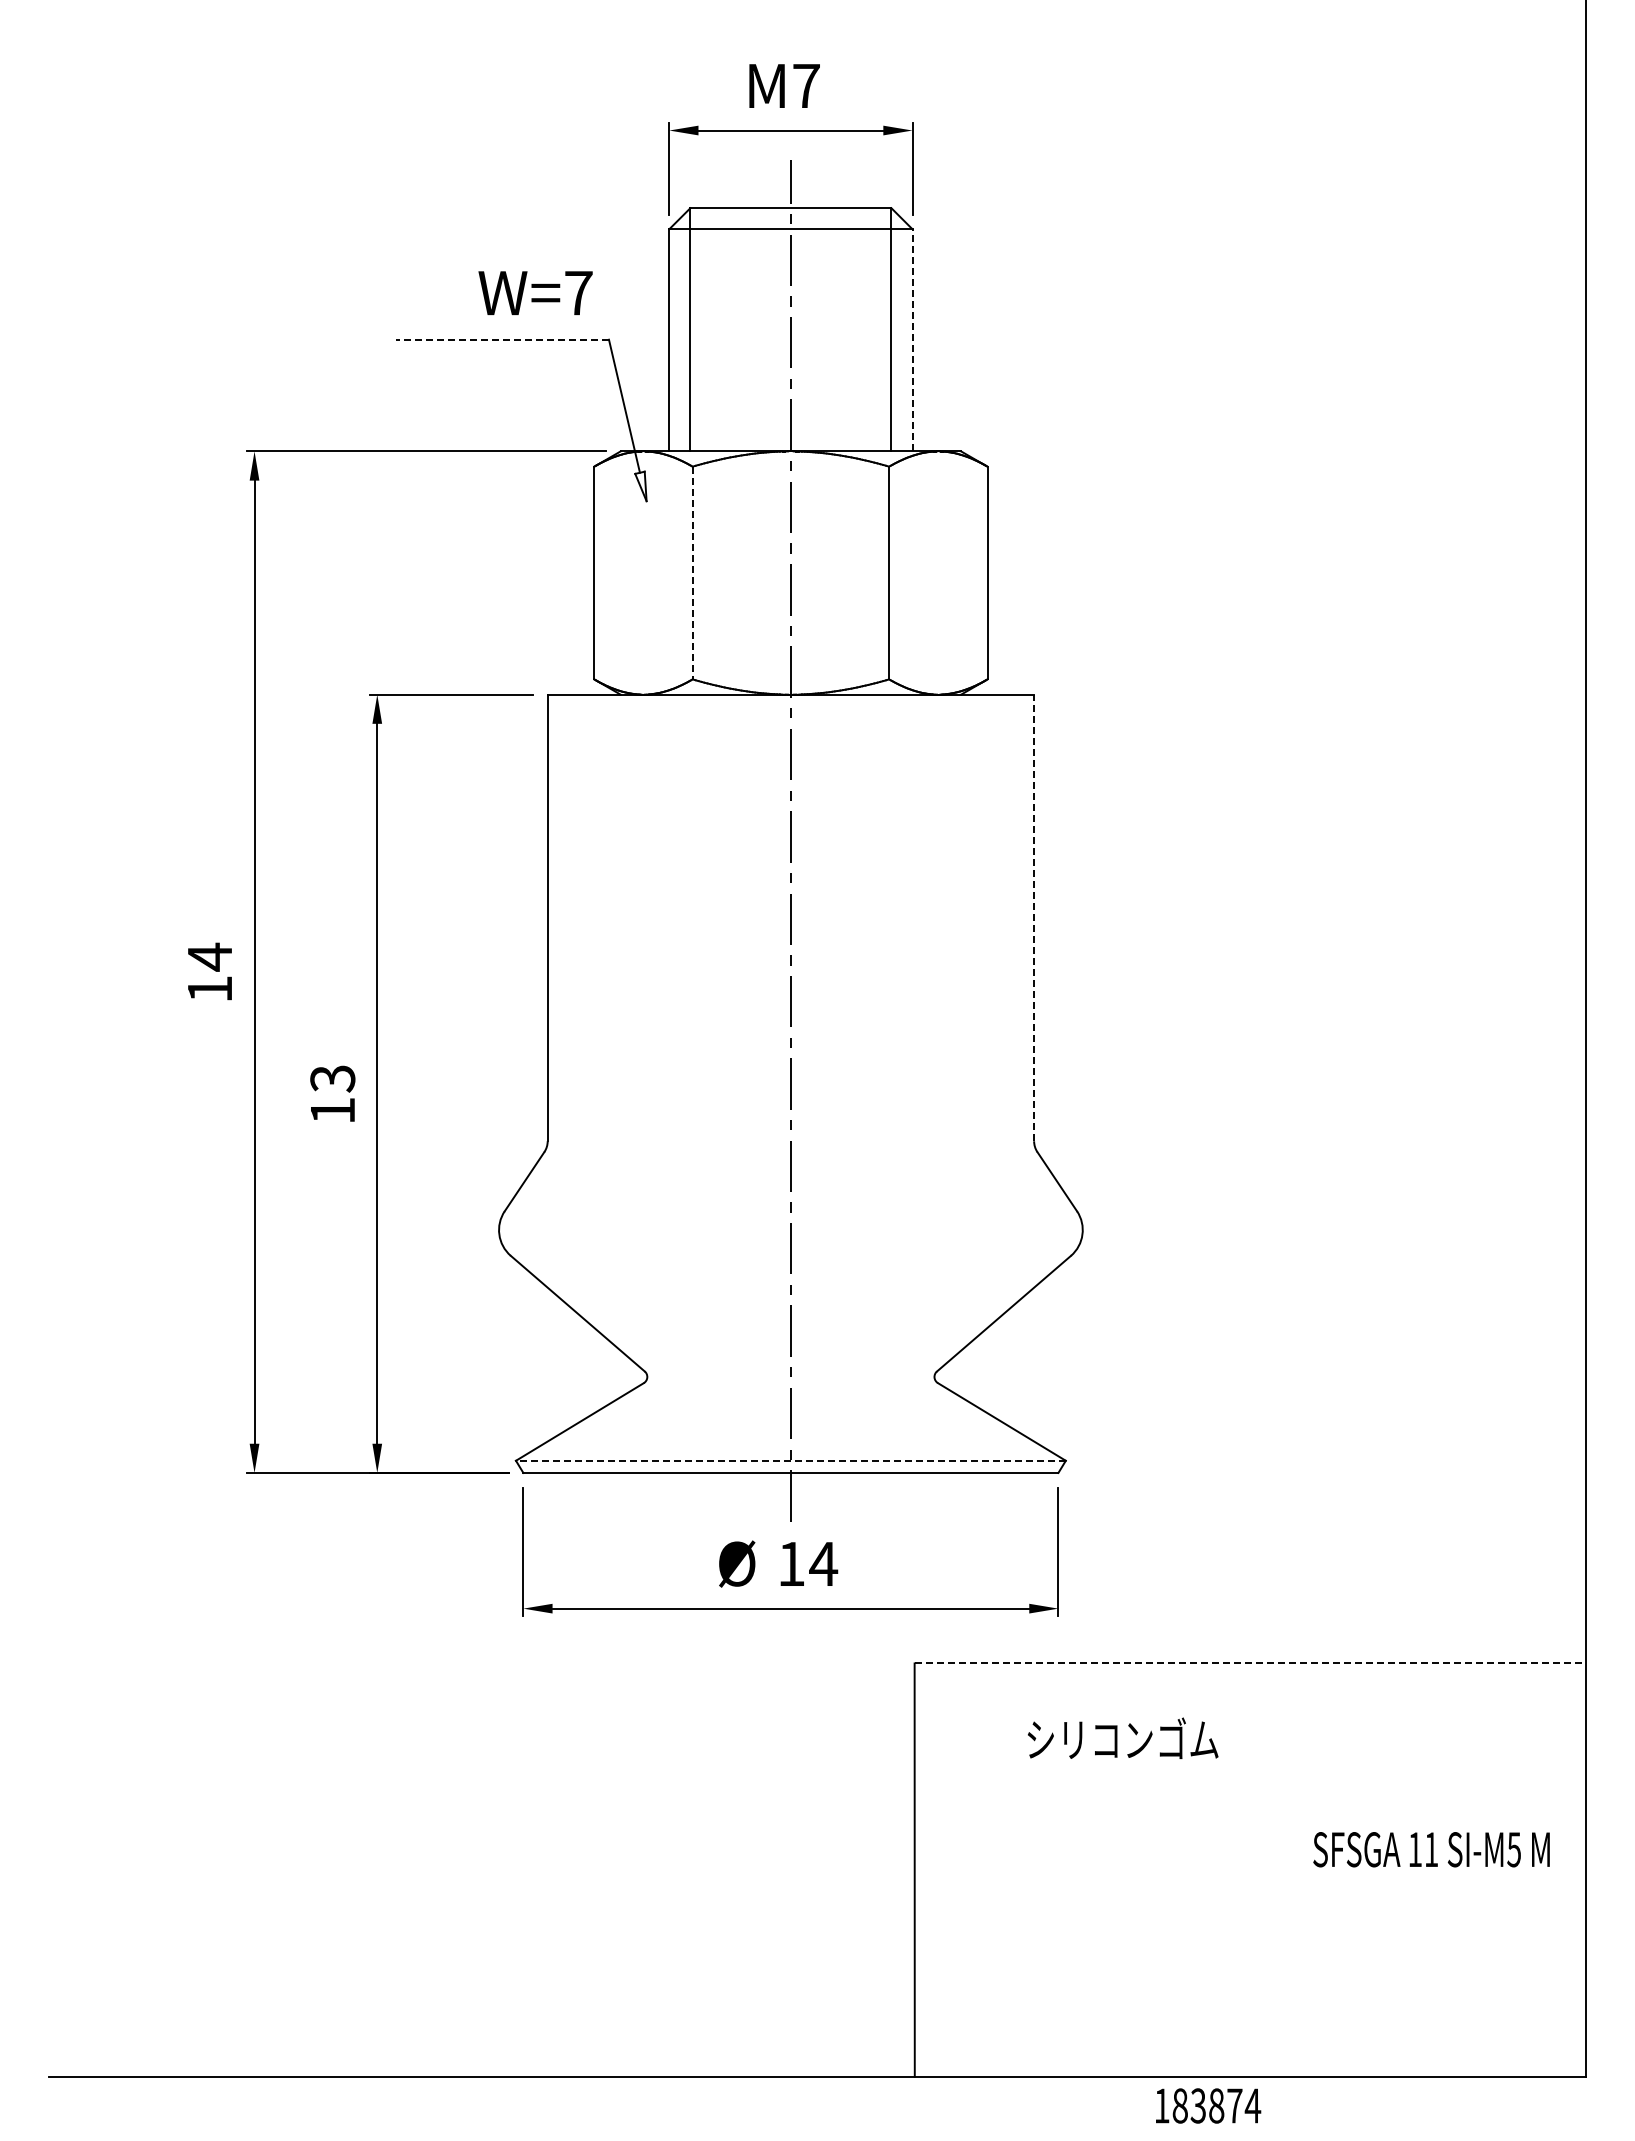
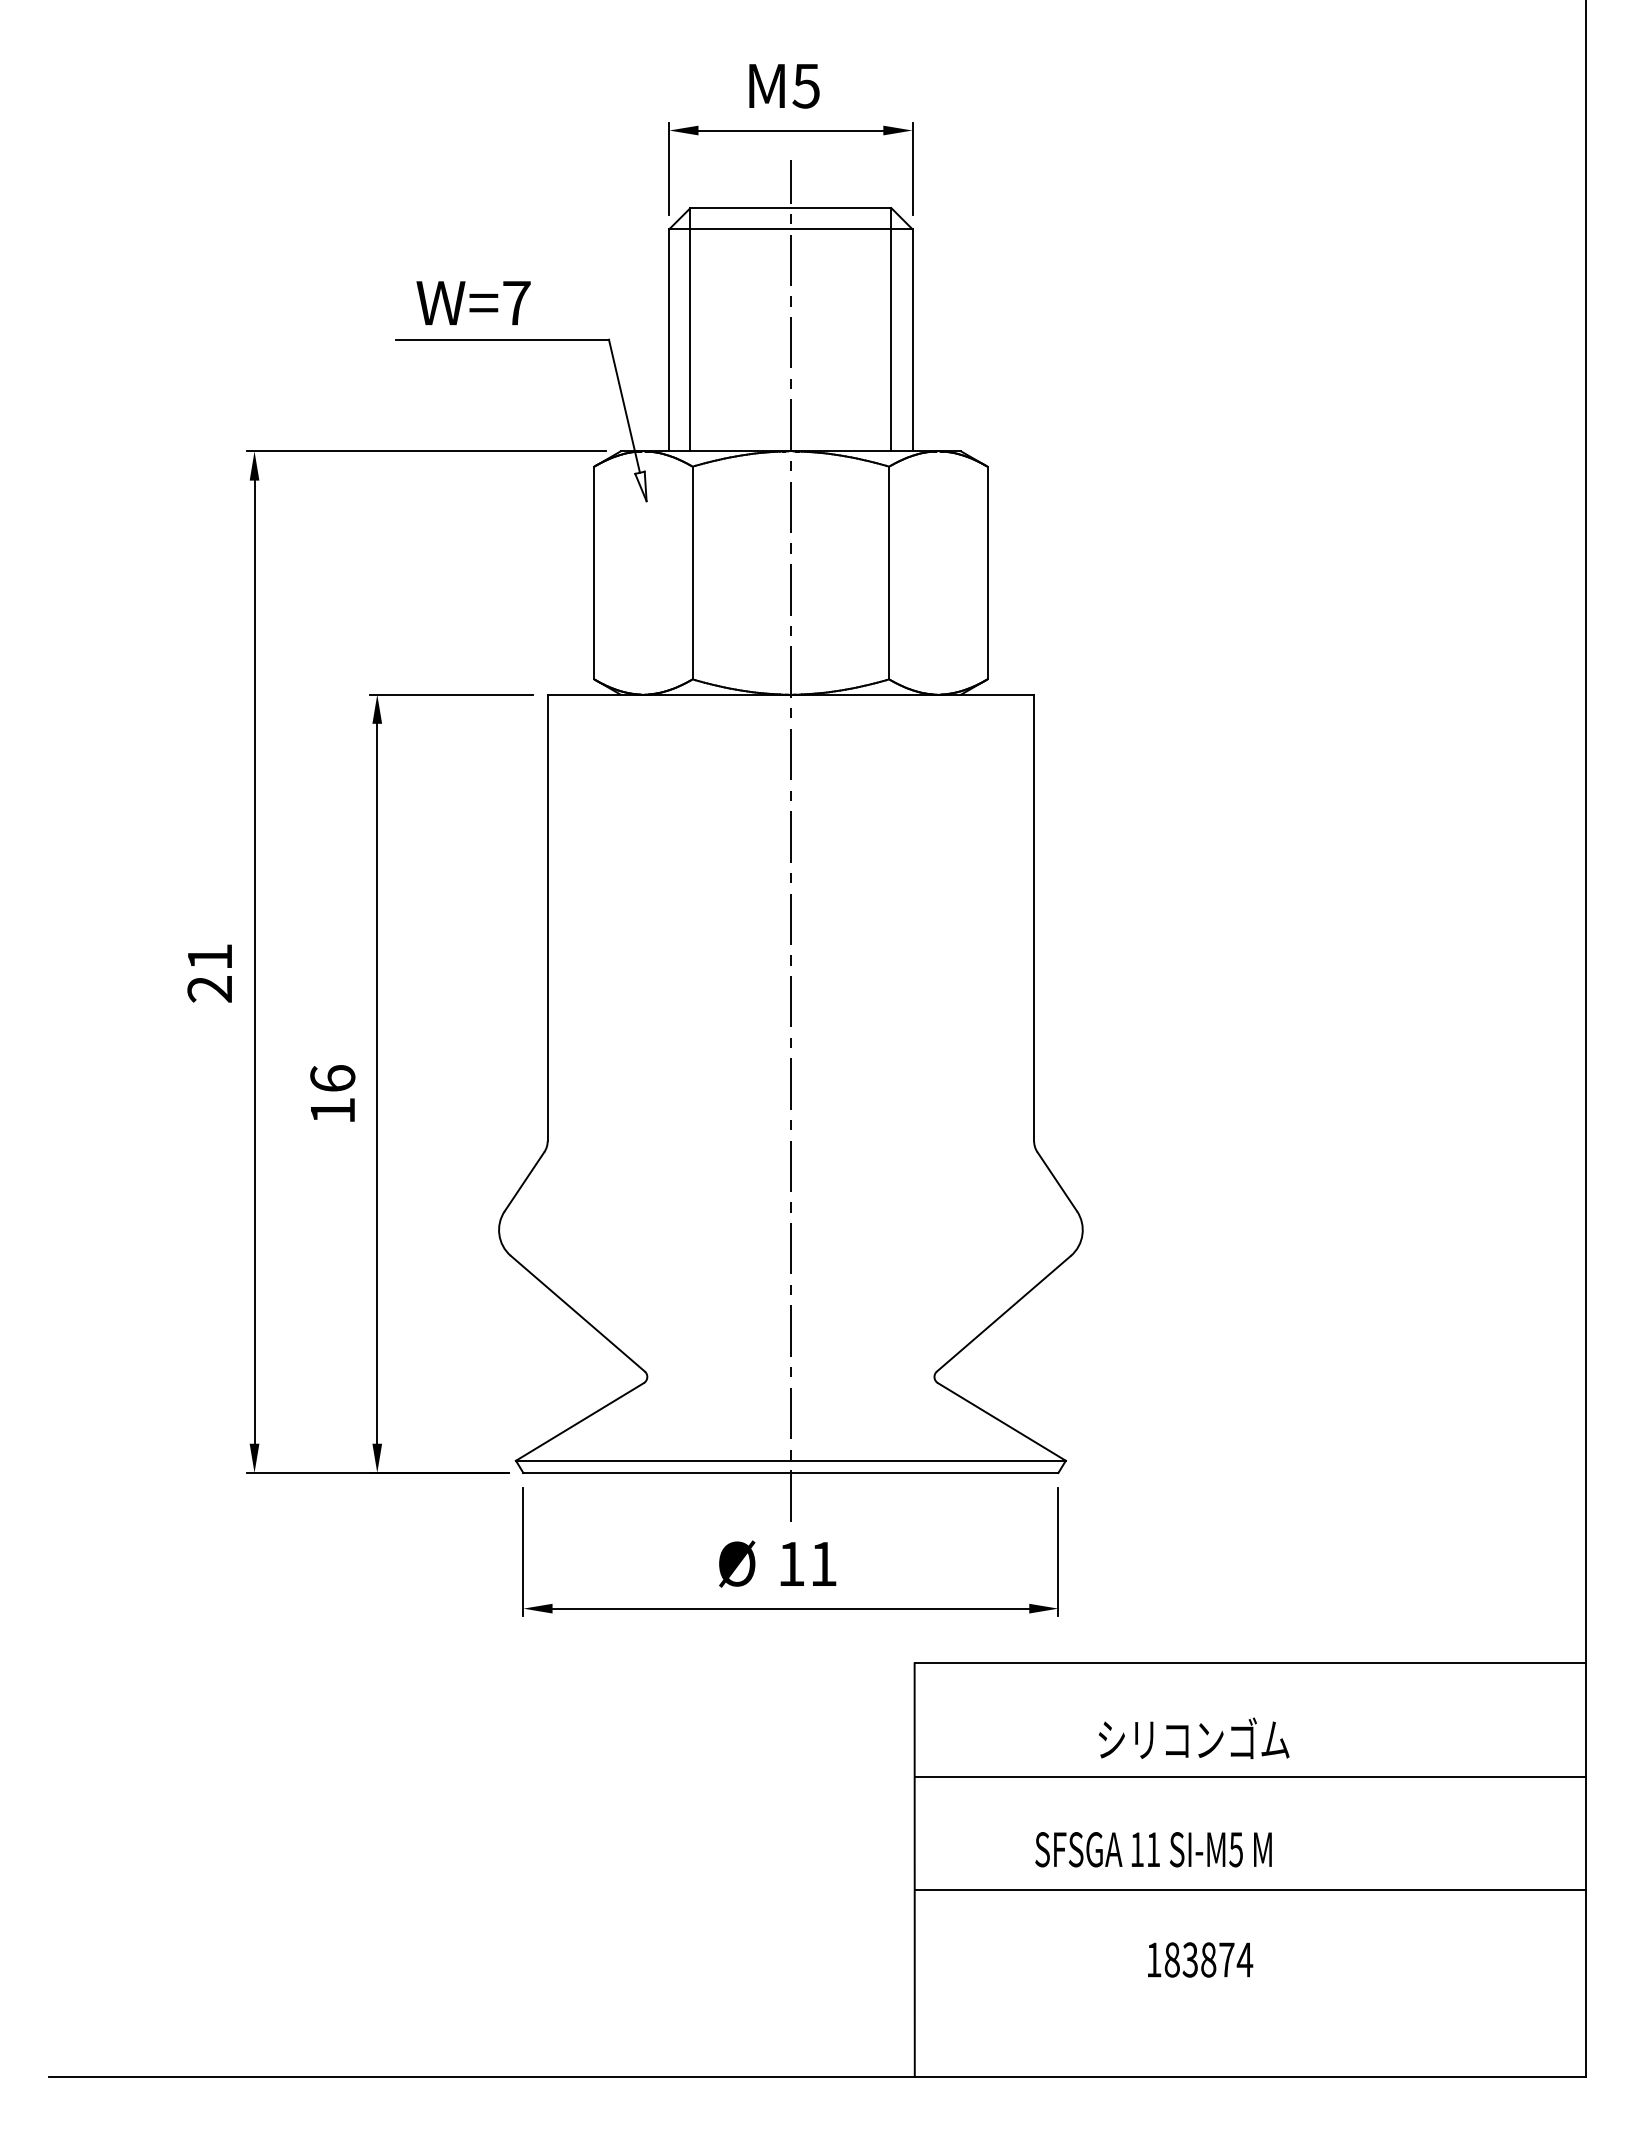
text: M7 -> M5 (805, 86)
text position: (535, 292) -> (473, 302) (473, 302)
line: dashed -> solid (502, 339)
line: dashed -> solid (912, 339)
line: dashed -> solid (692, 573)
line: dashed -> solid (1034, 917)
text: 14 -> 21 (209, 972)
text: 13 -> 16 (332, 1078)
line: dashed -> solid (790, 1460)
text: 14 -> 11 (823, 1563)
line: dashed -> solid (1250, 1663)
text position: (1123, 1737) -> (1194, 1737) (1194, 1737)
line: none -> present (1249, 1776)
text position: (1431, 1849) -> (1153, 1849) (1153, 1849)
line: none -> present (1249, 1890)
text position: (1208, 2105) -> (1200, 1959) (1200, 1959)
